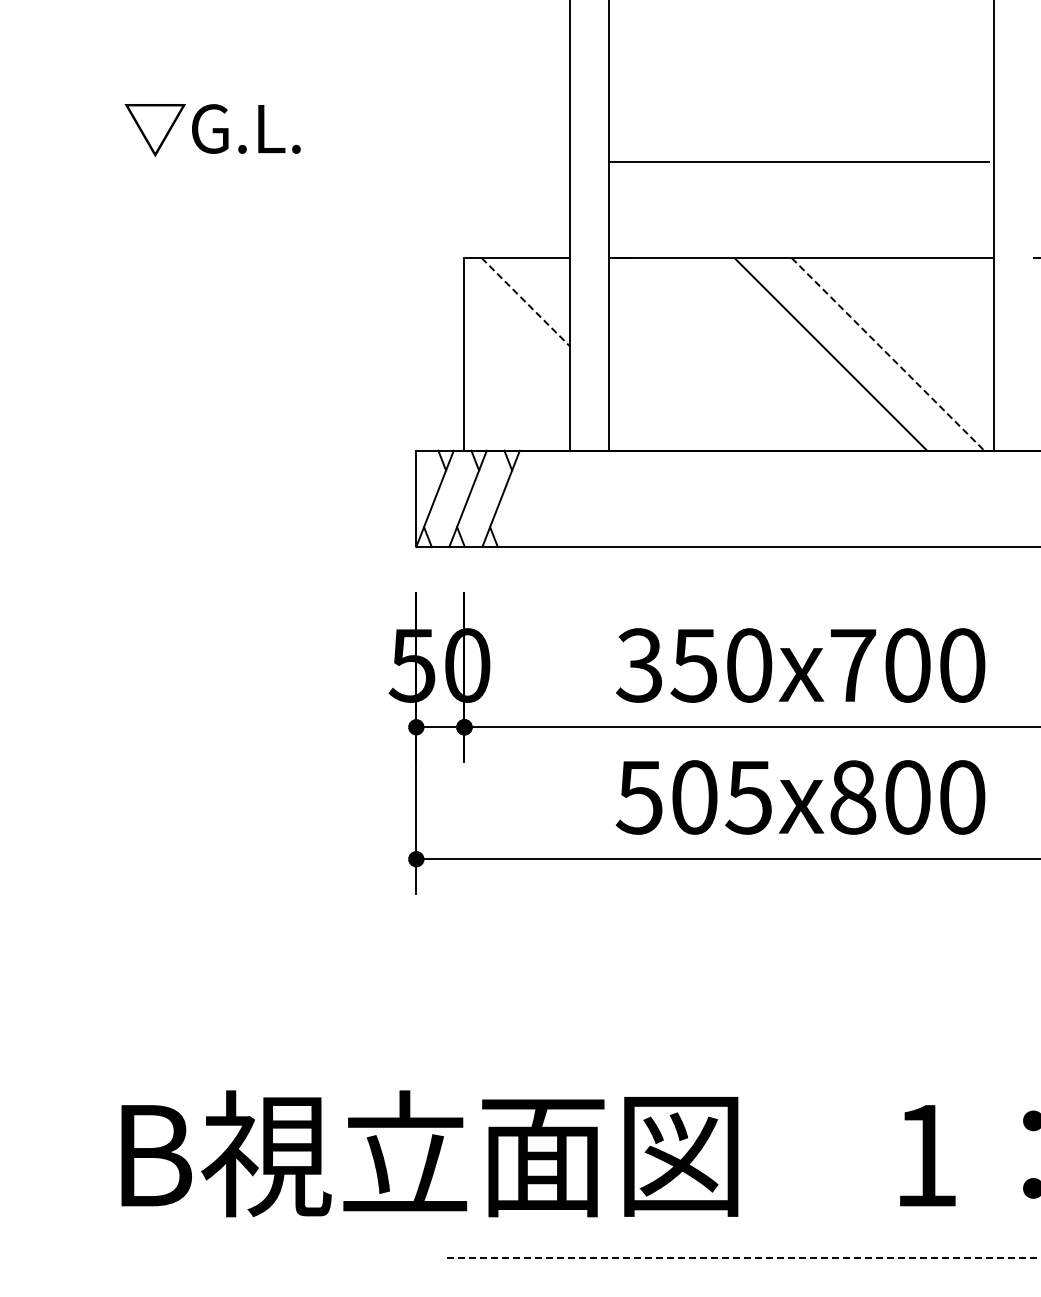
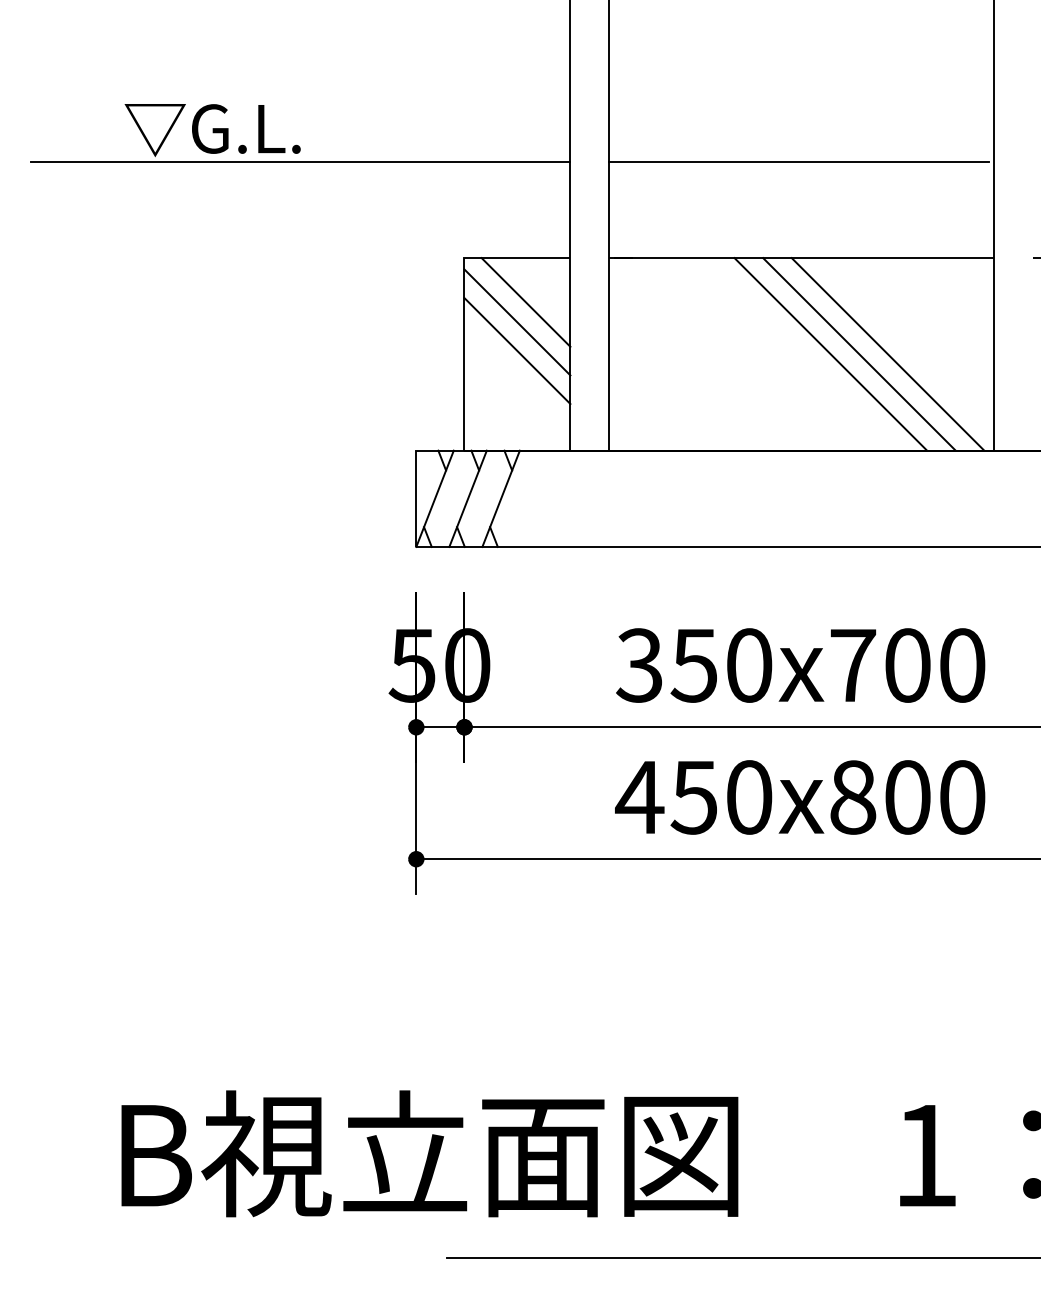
line: none -> present (300, 161)
line: dashed -> solid (526, 302)
line: none -> present (517, 322)
line: none -> present (517, 351)
line: none -> present (859, 354)
line: dashed -> solid (888, 354)
text: 505x800 -> 450x800 (693, 797)
line: dashed -> solid (743, 1258)
